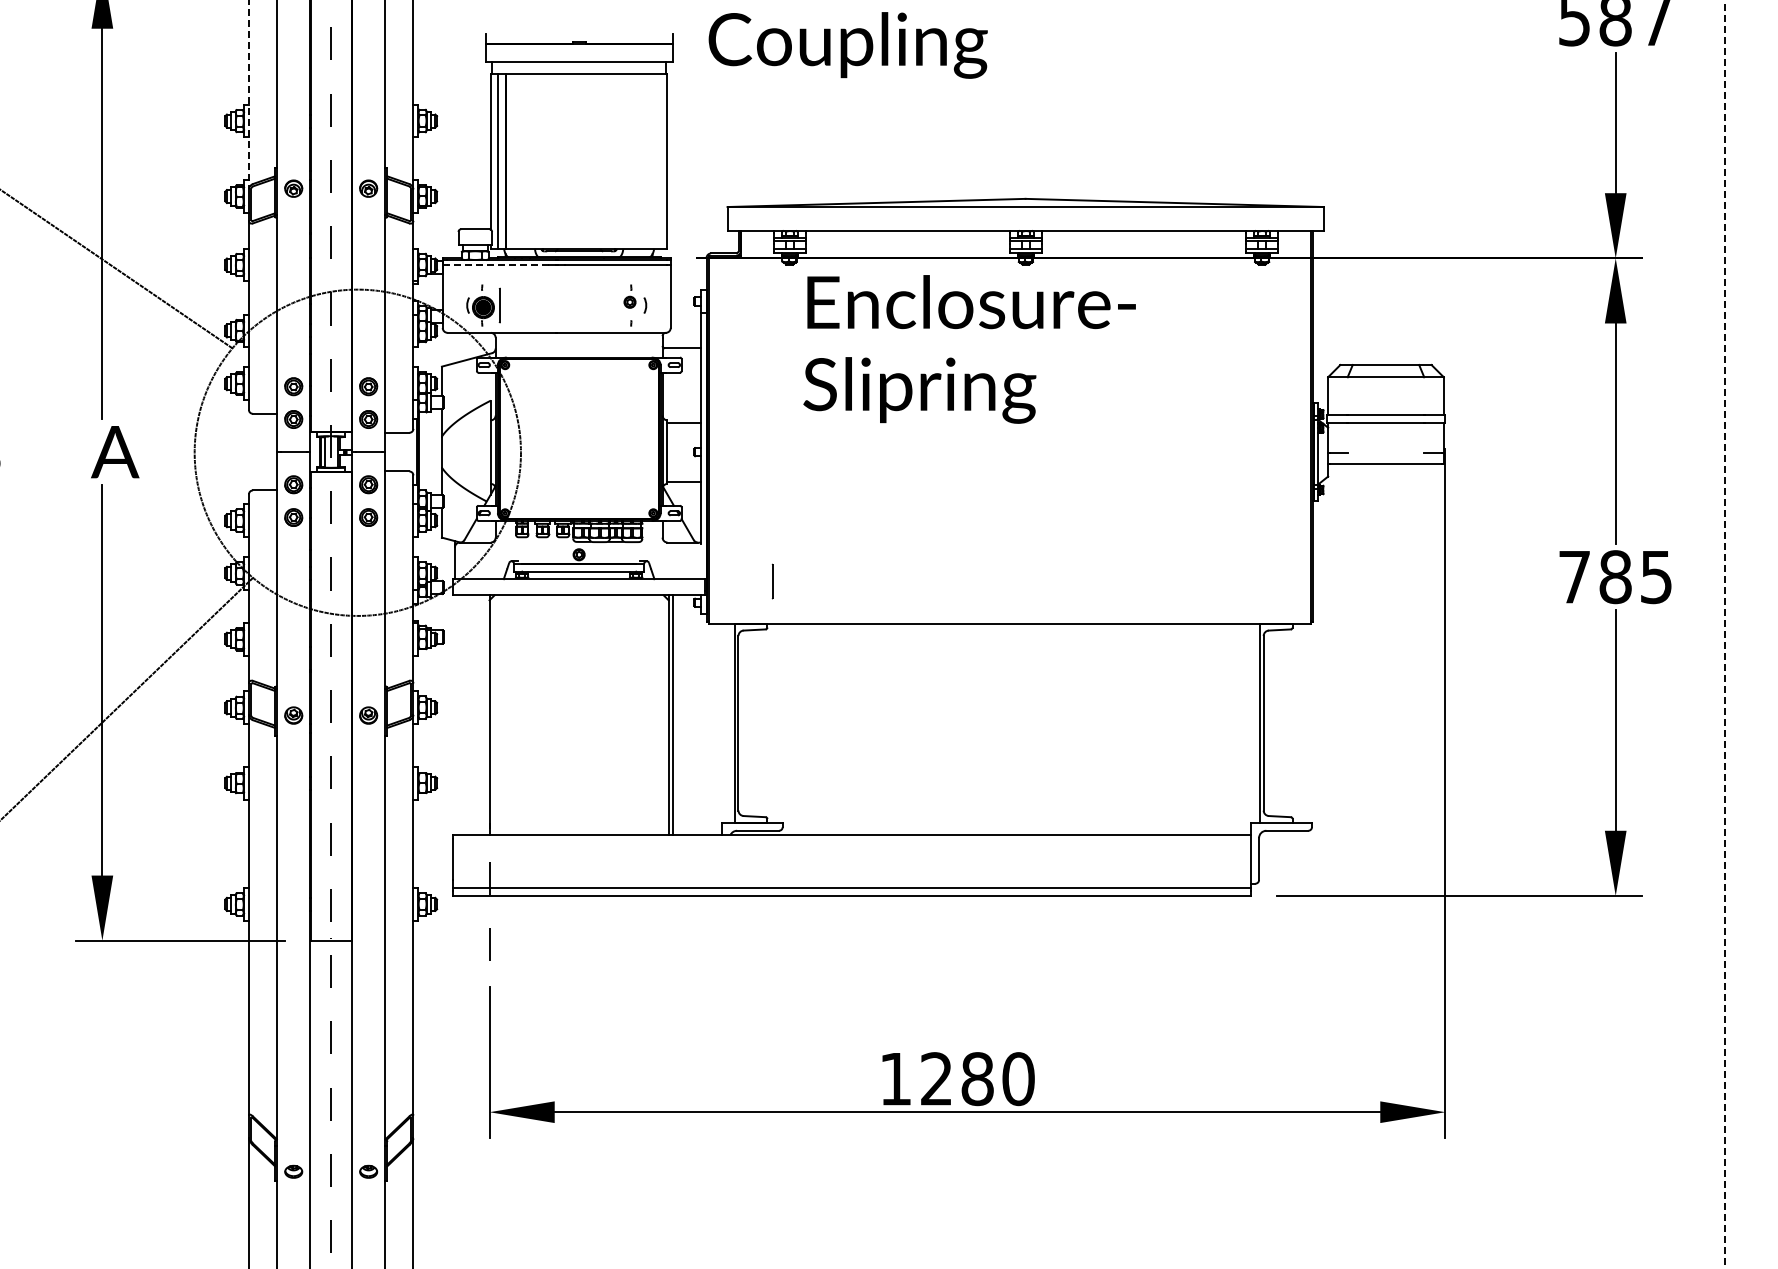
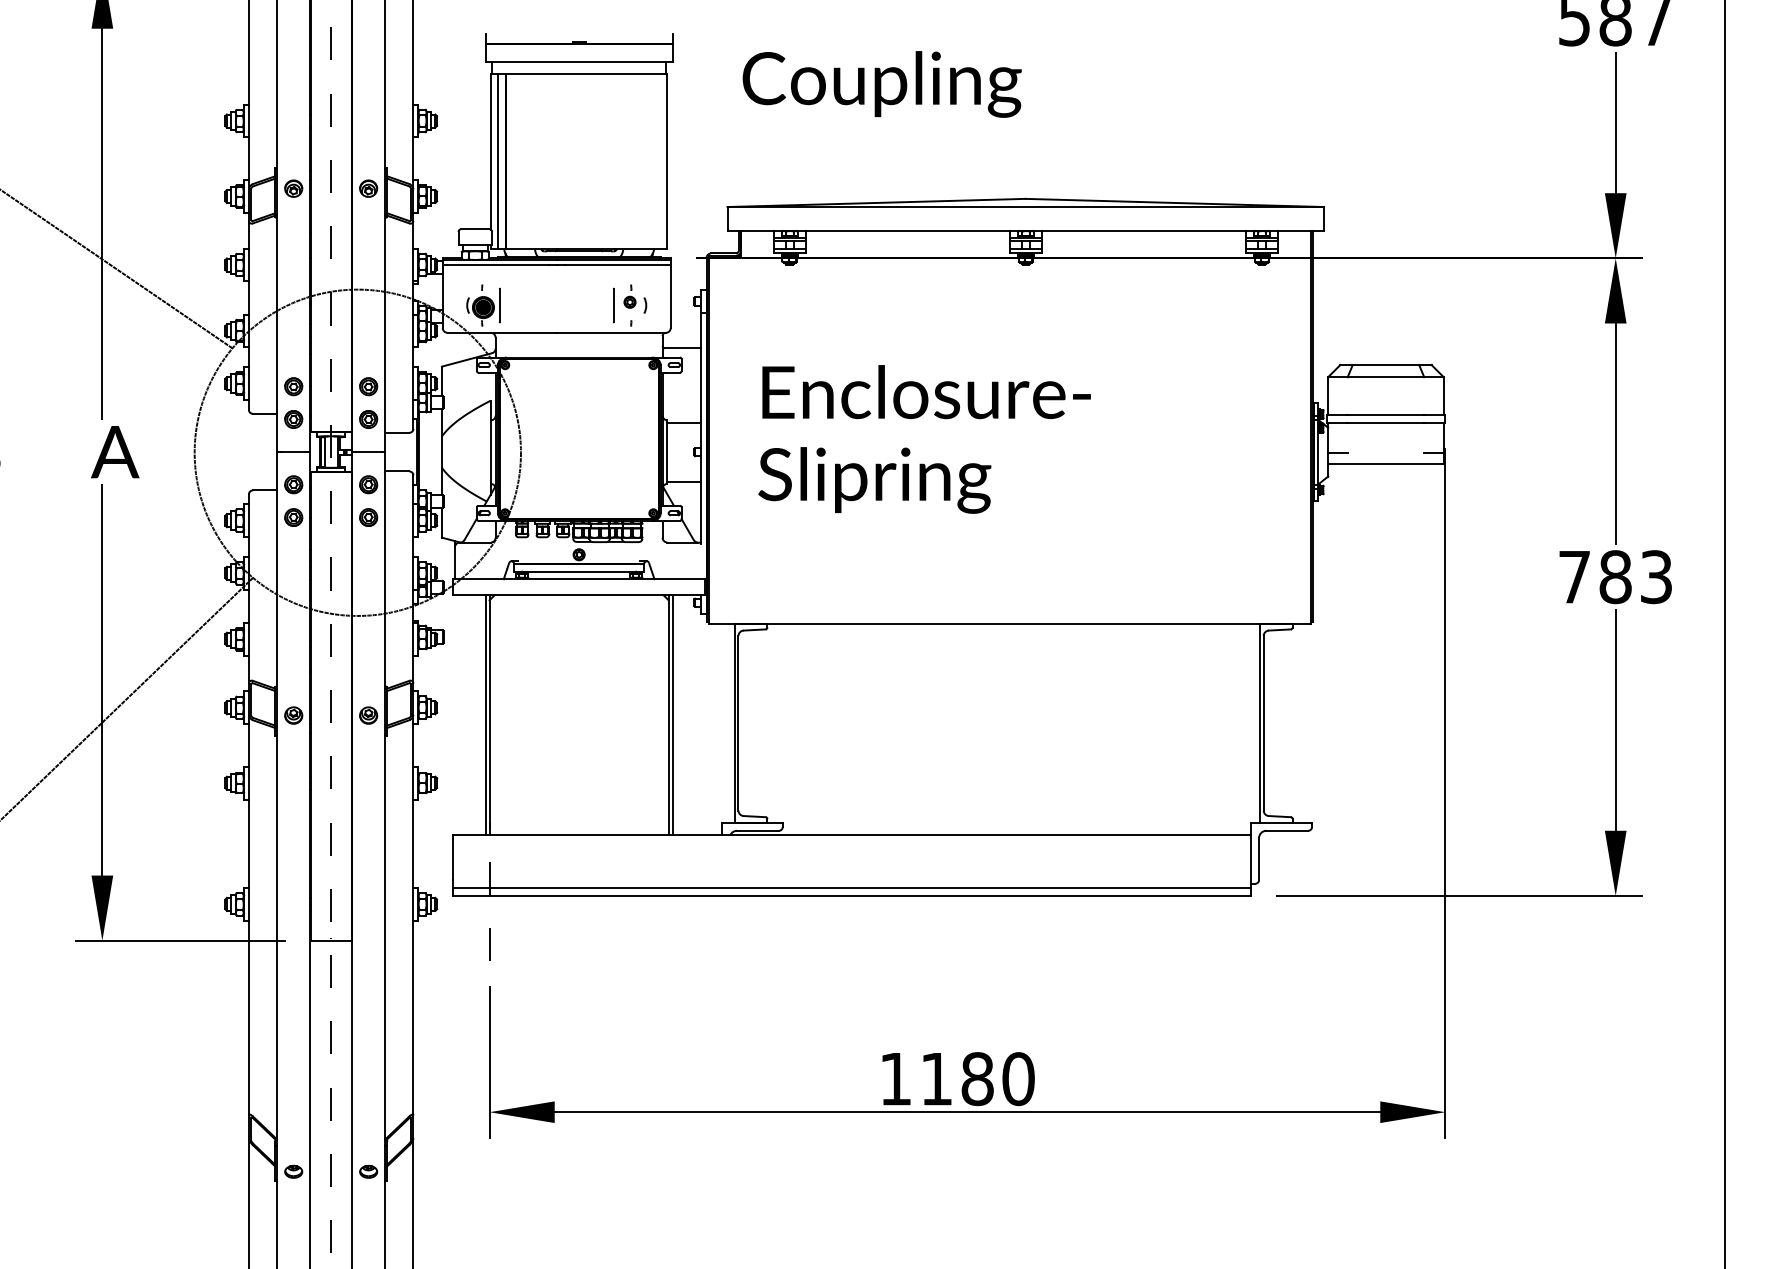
text position: (847, 45) -> (881, 84) (881, 84)
line: dashed -> solid (248, 95)
line: dashed -> solid (497, 264)
text position: (969, 349) -> (924, 439) (924, 439)
text: 785 -> 783 (1656, 576)
line position: (772, 581) -> (613, 305) (613, 305)
line: dashed -> solid (1724, 634)
line: none -> present (485, 714)
text: 1280 -> 1180 (936, 1078)
